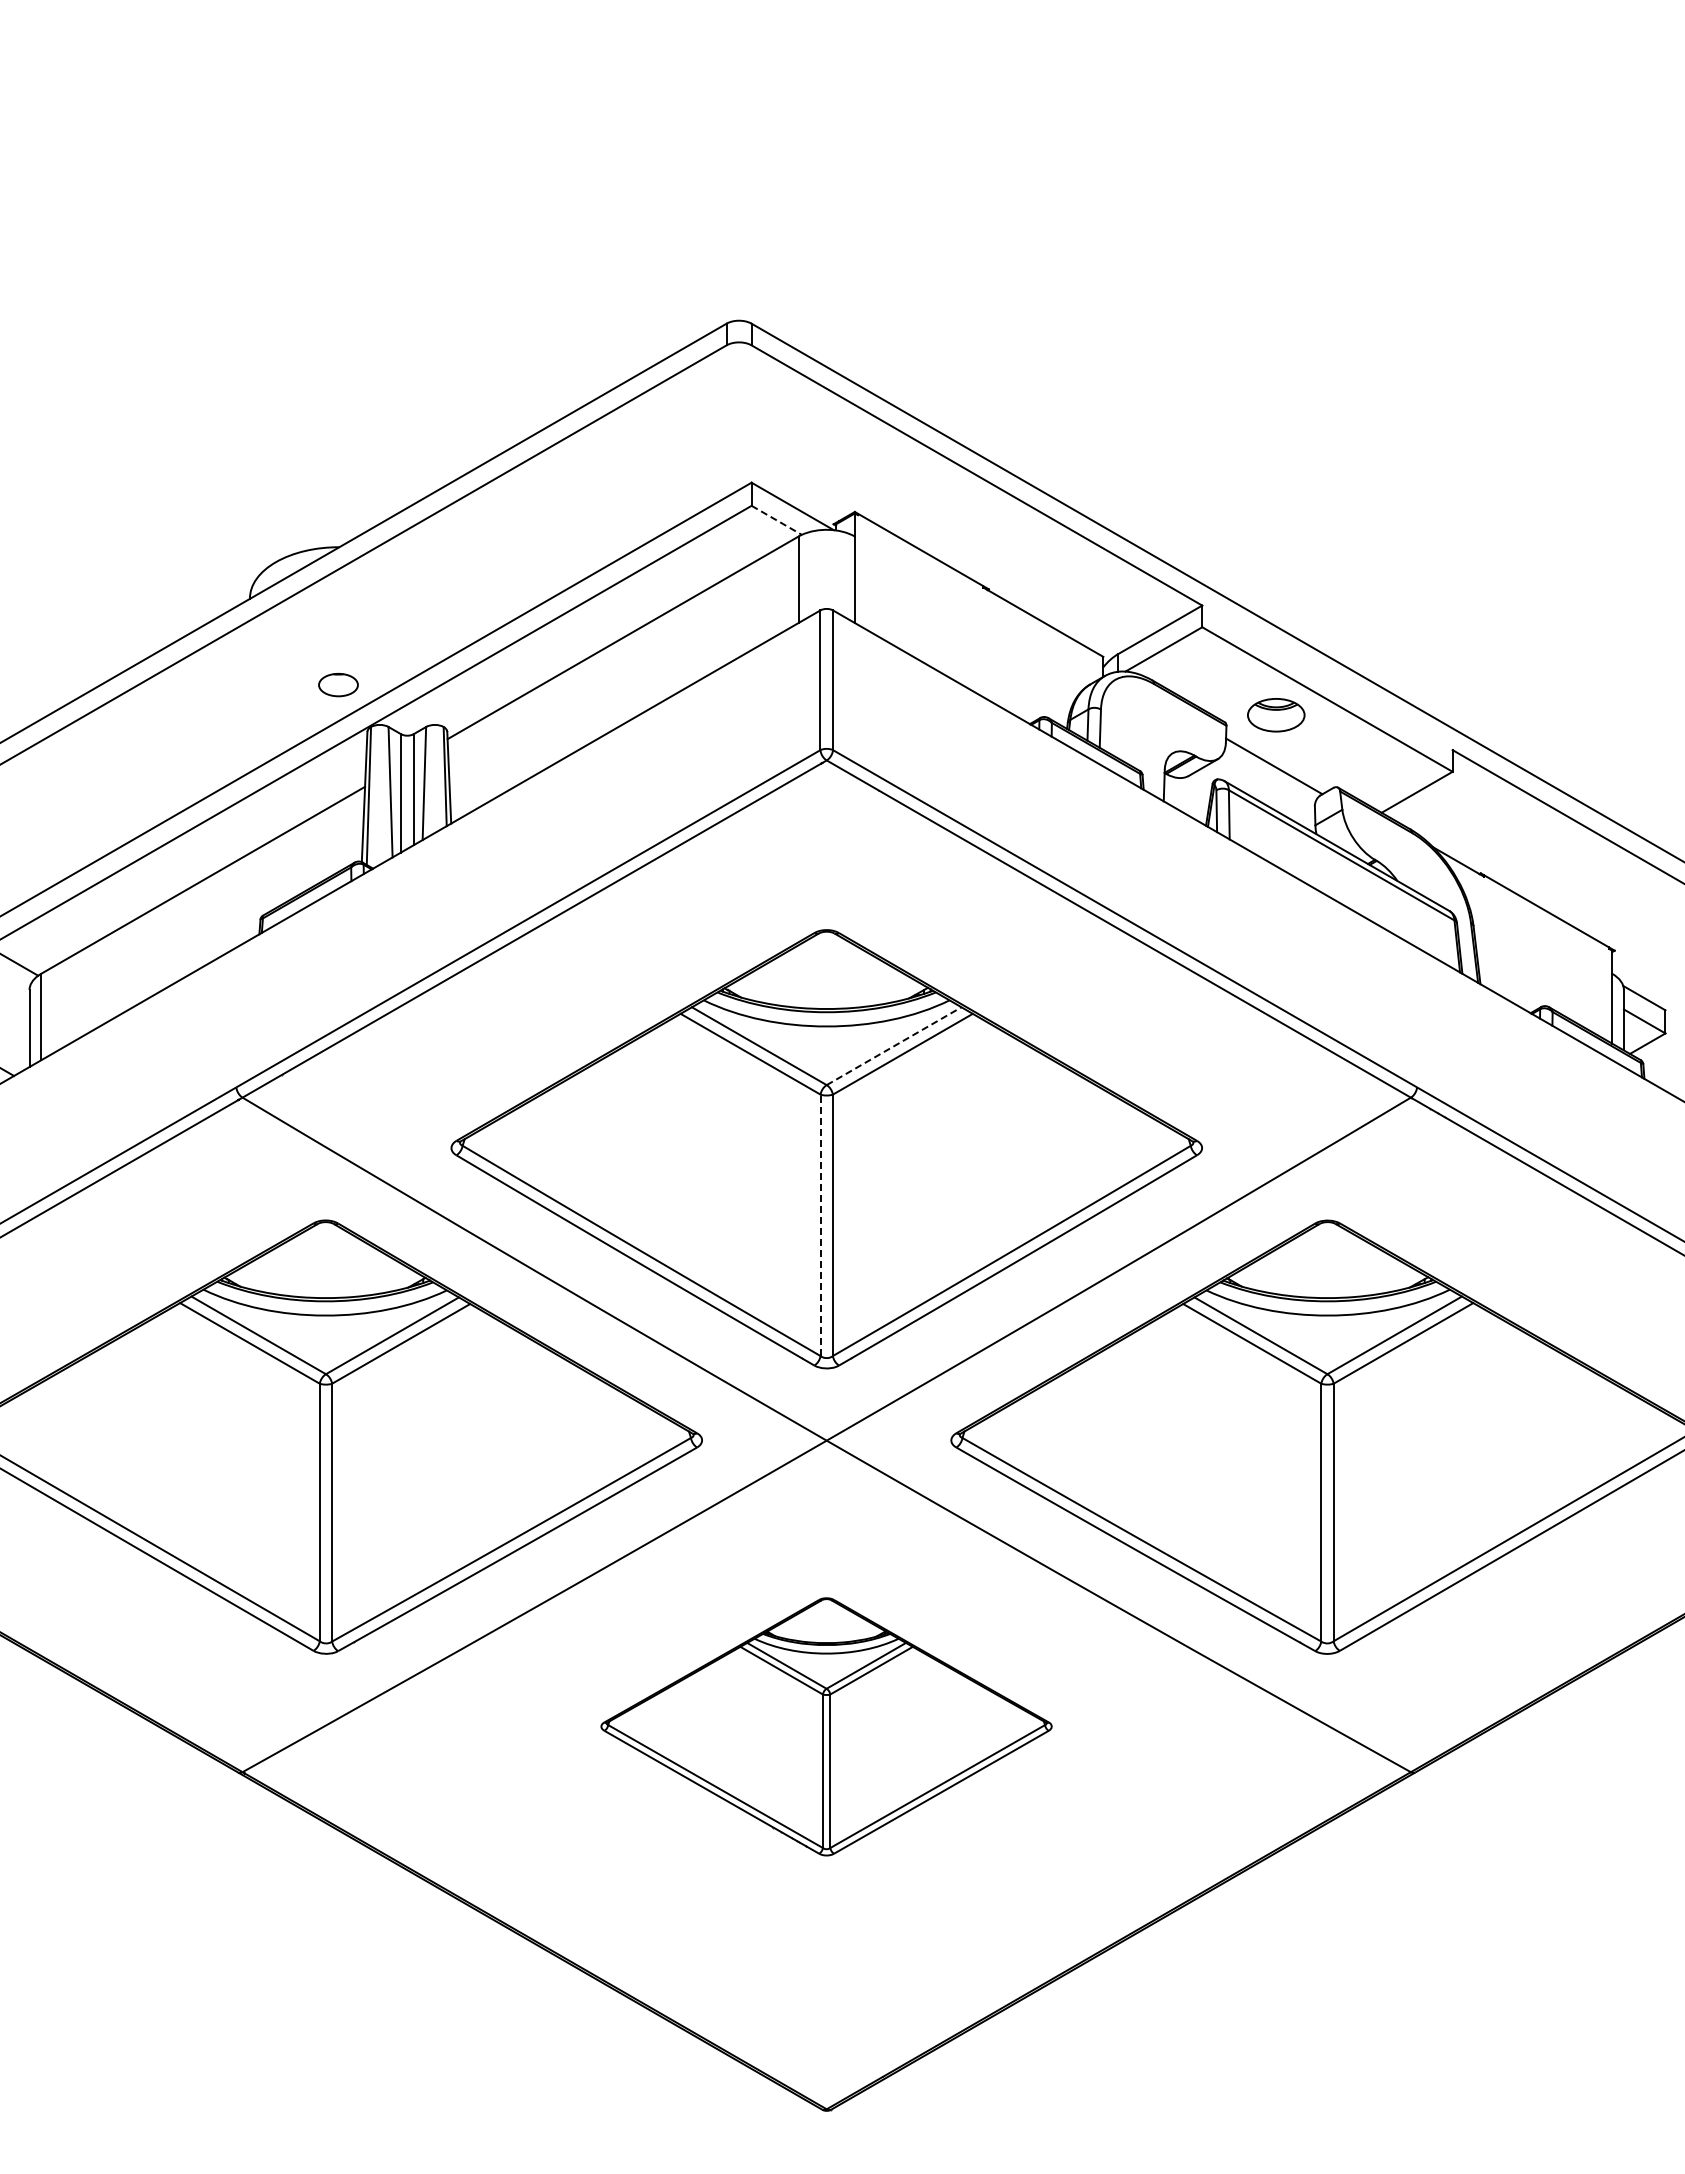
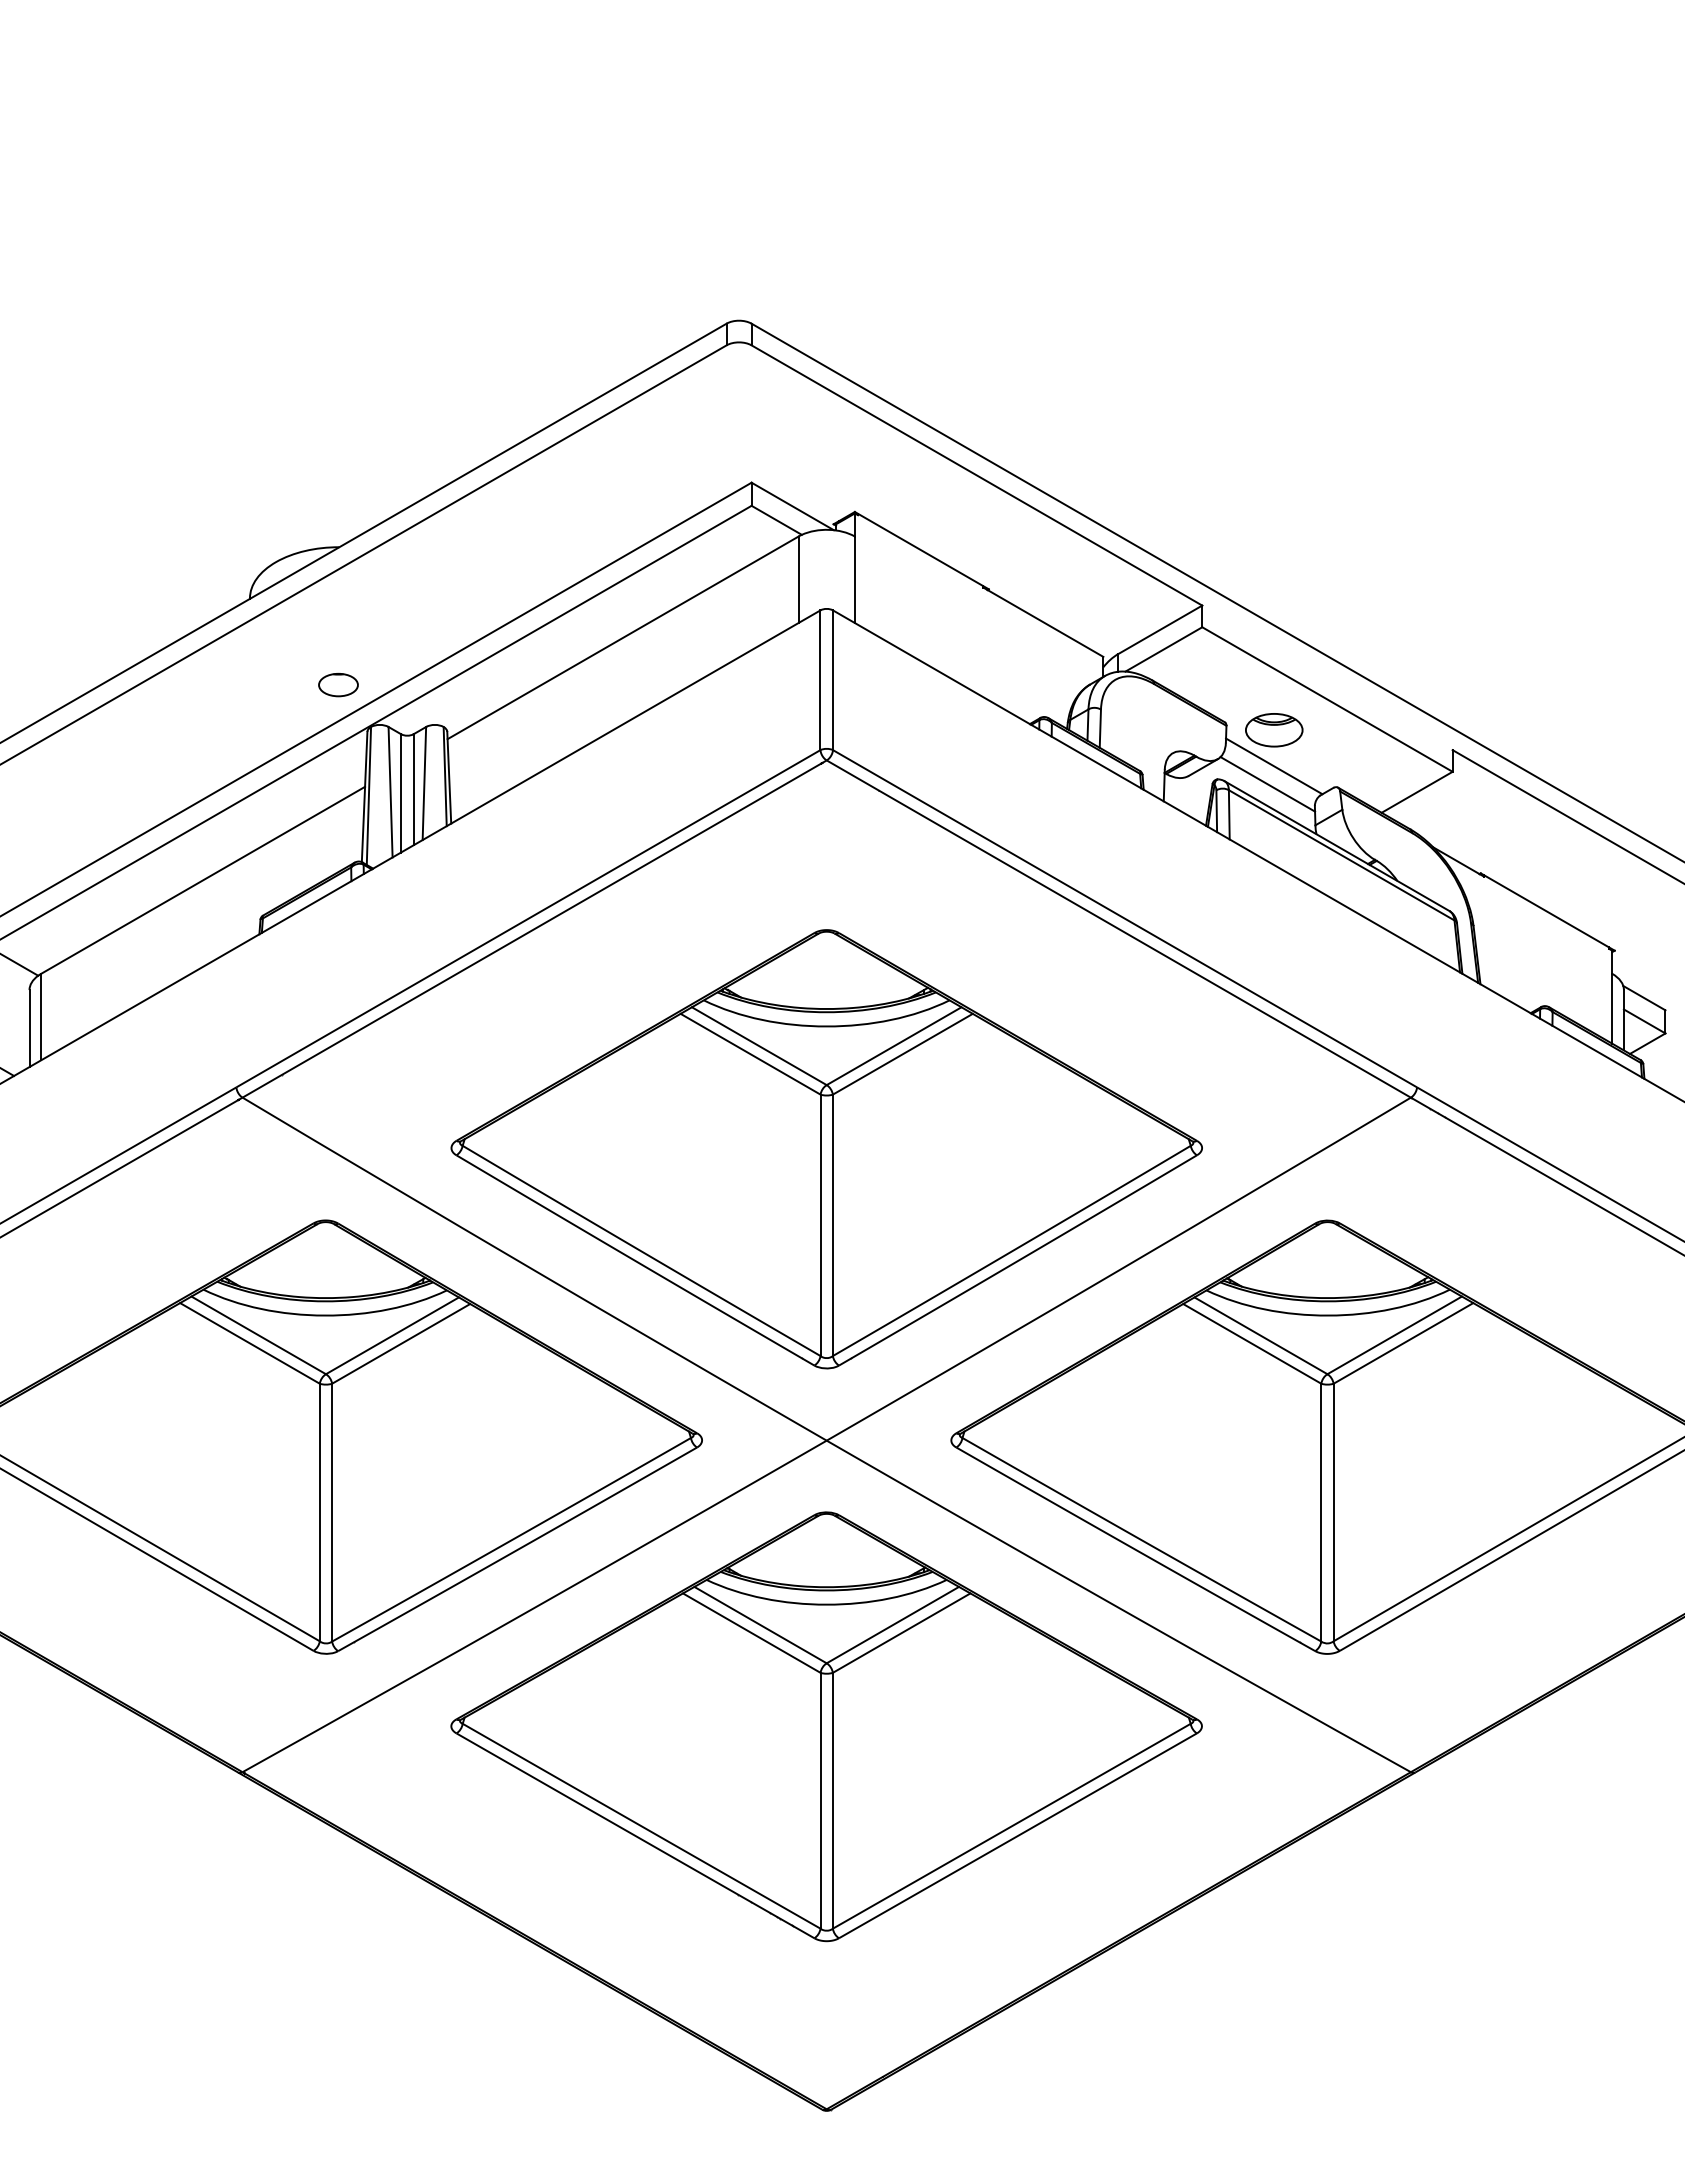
line: dashed -> solid (777, 520)
part position: (1276, 715) -> (1274, 730) (1274, 730)
line: none -> present (1267, 784)
line: dashed -> solid (894, 1046)
line: dashed -> solid (820, 1225)
part size: 453x260 px -> 753x432 px (826, 1726)
